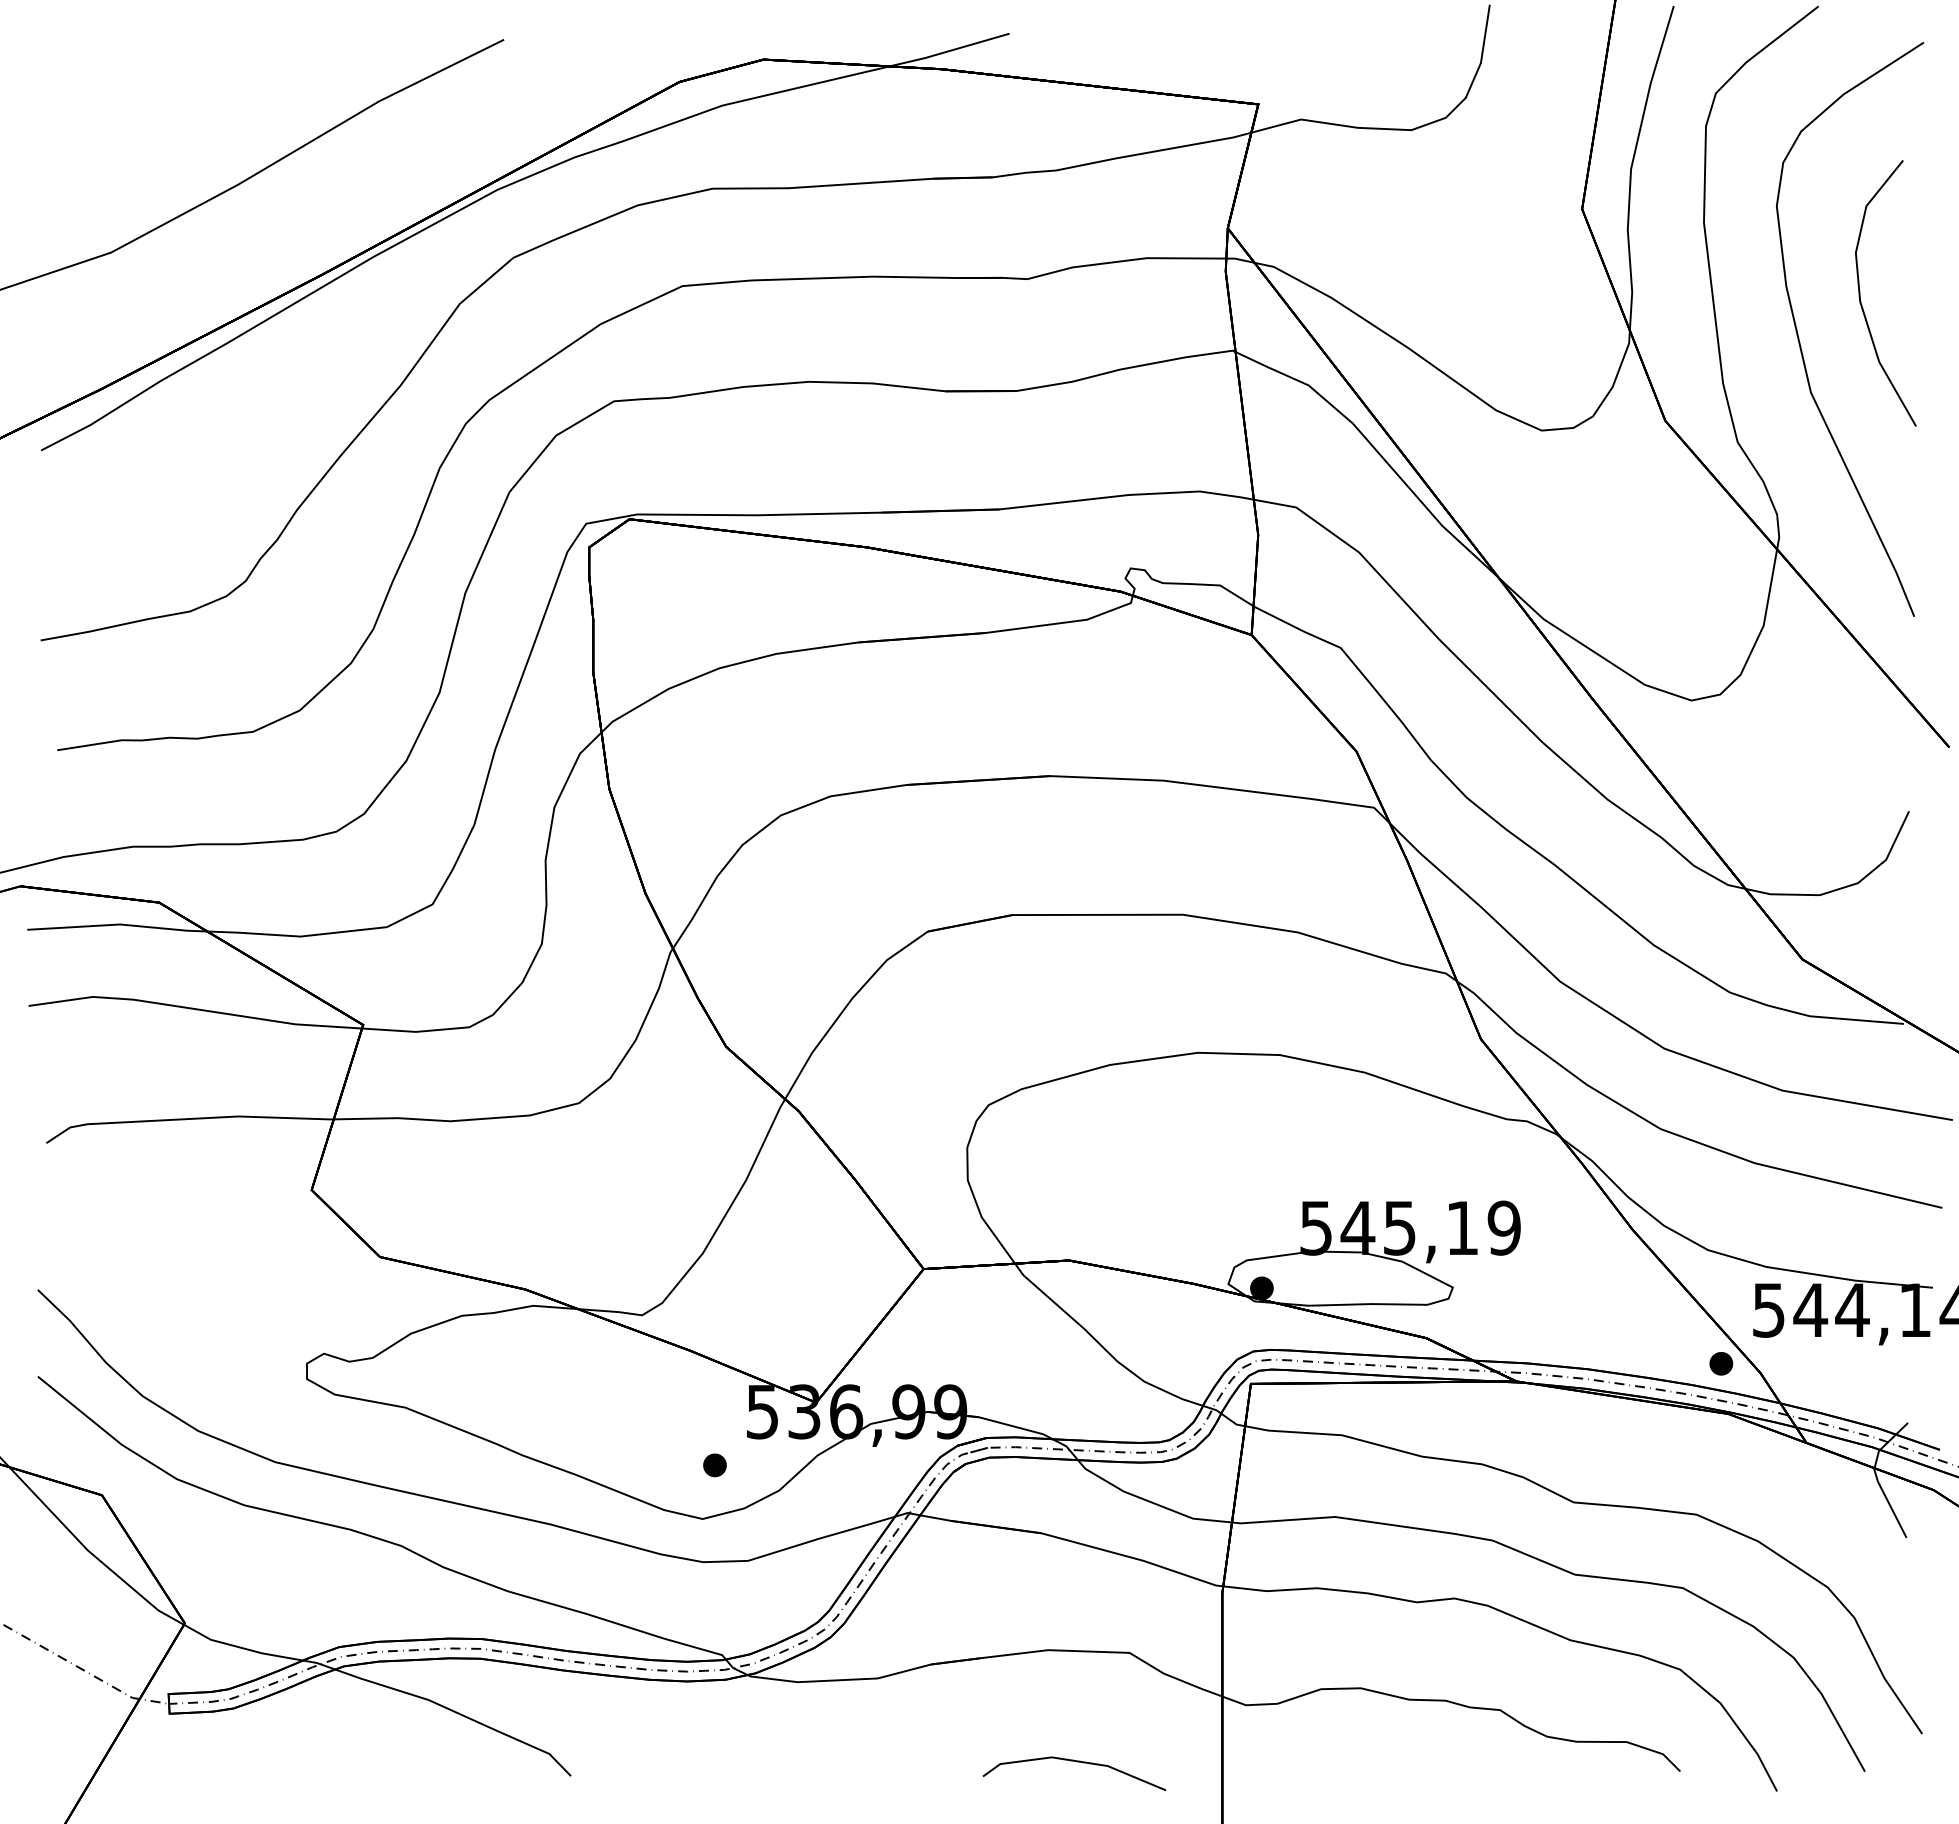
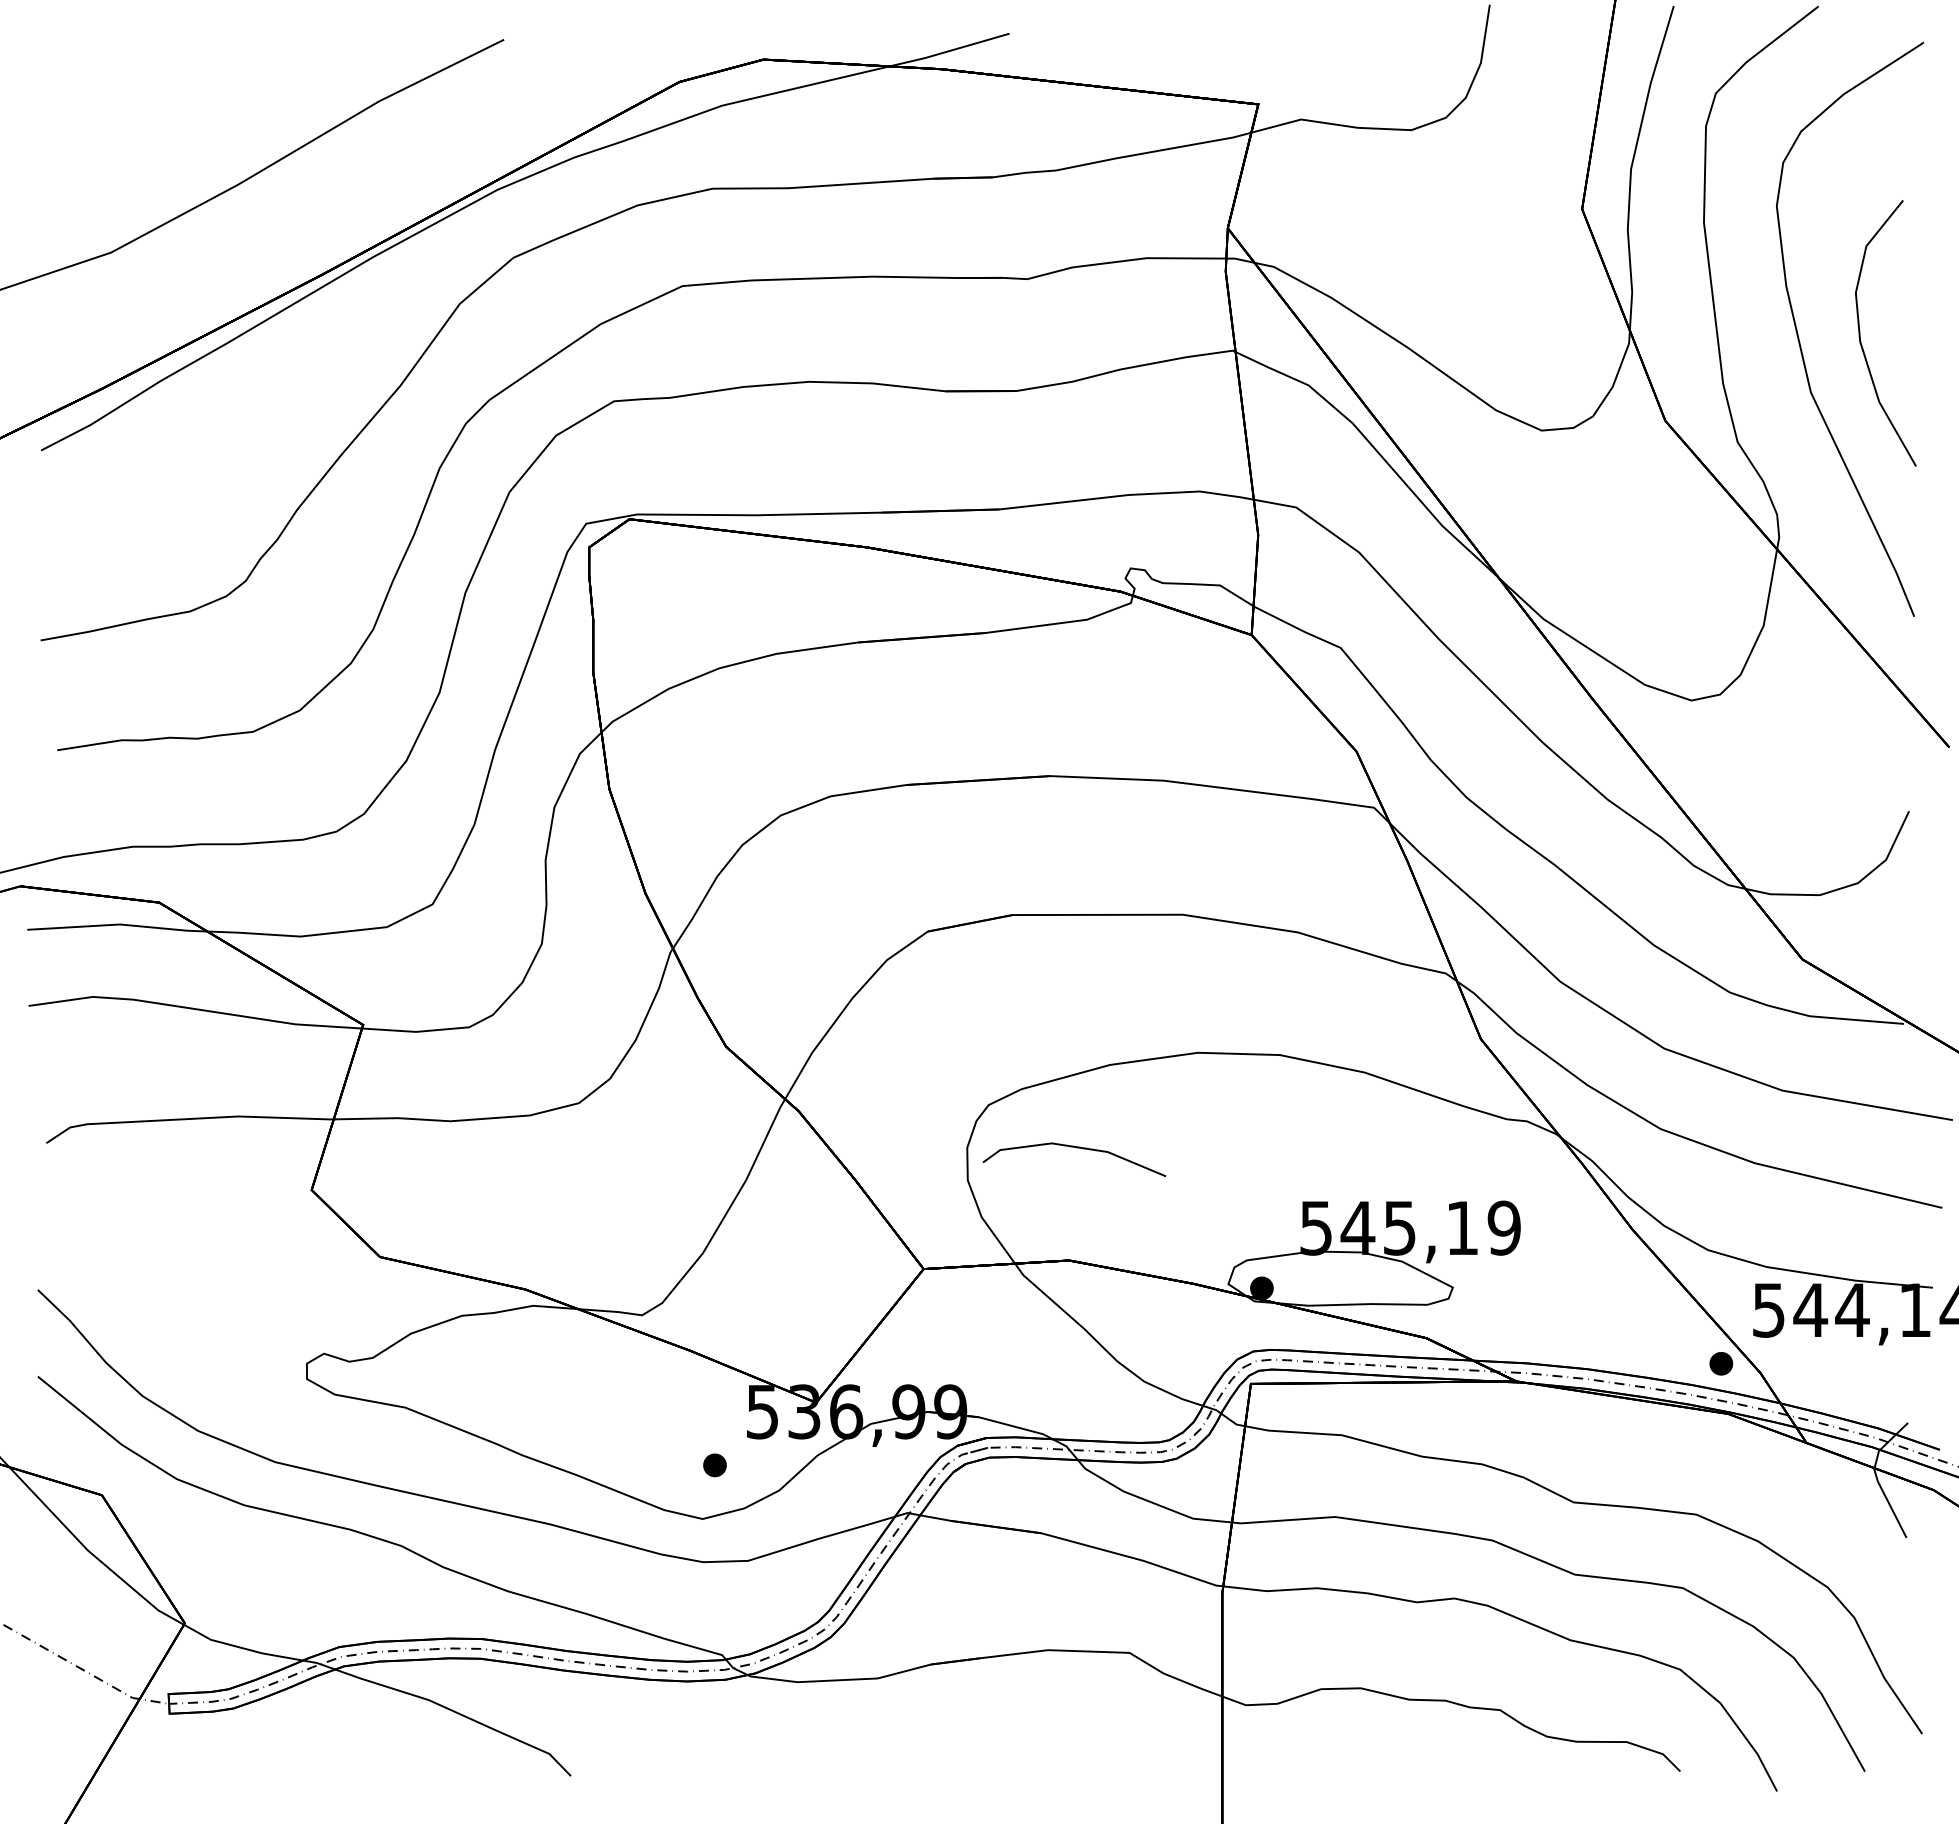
curve position: (1860, 293) -> (1860, 333) (1860, 333)
line position: (1076, 1762) -> (1076, 1148) (1076, 1148)
